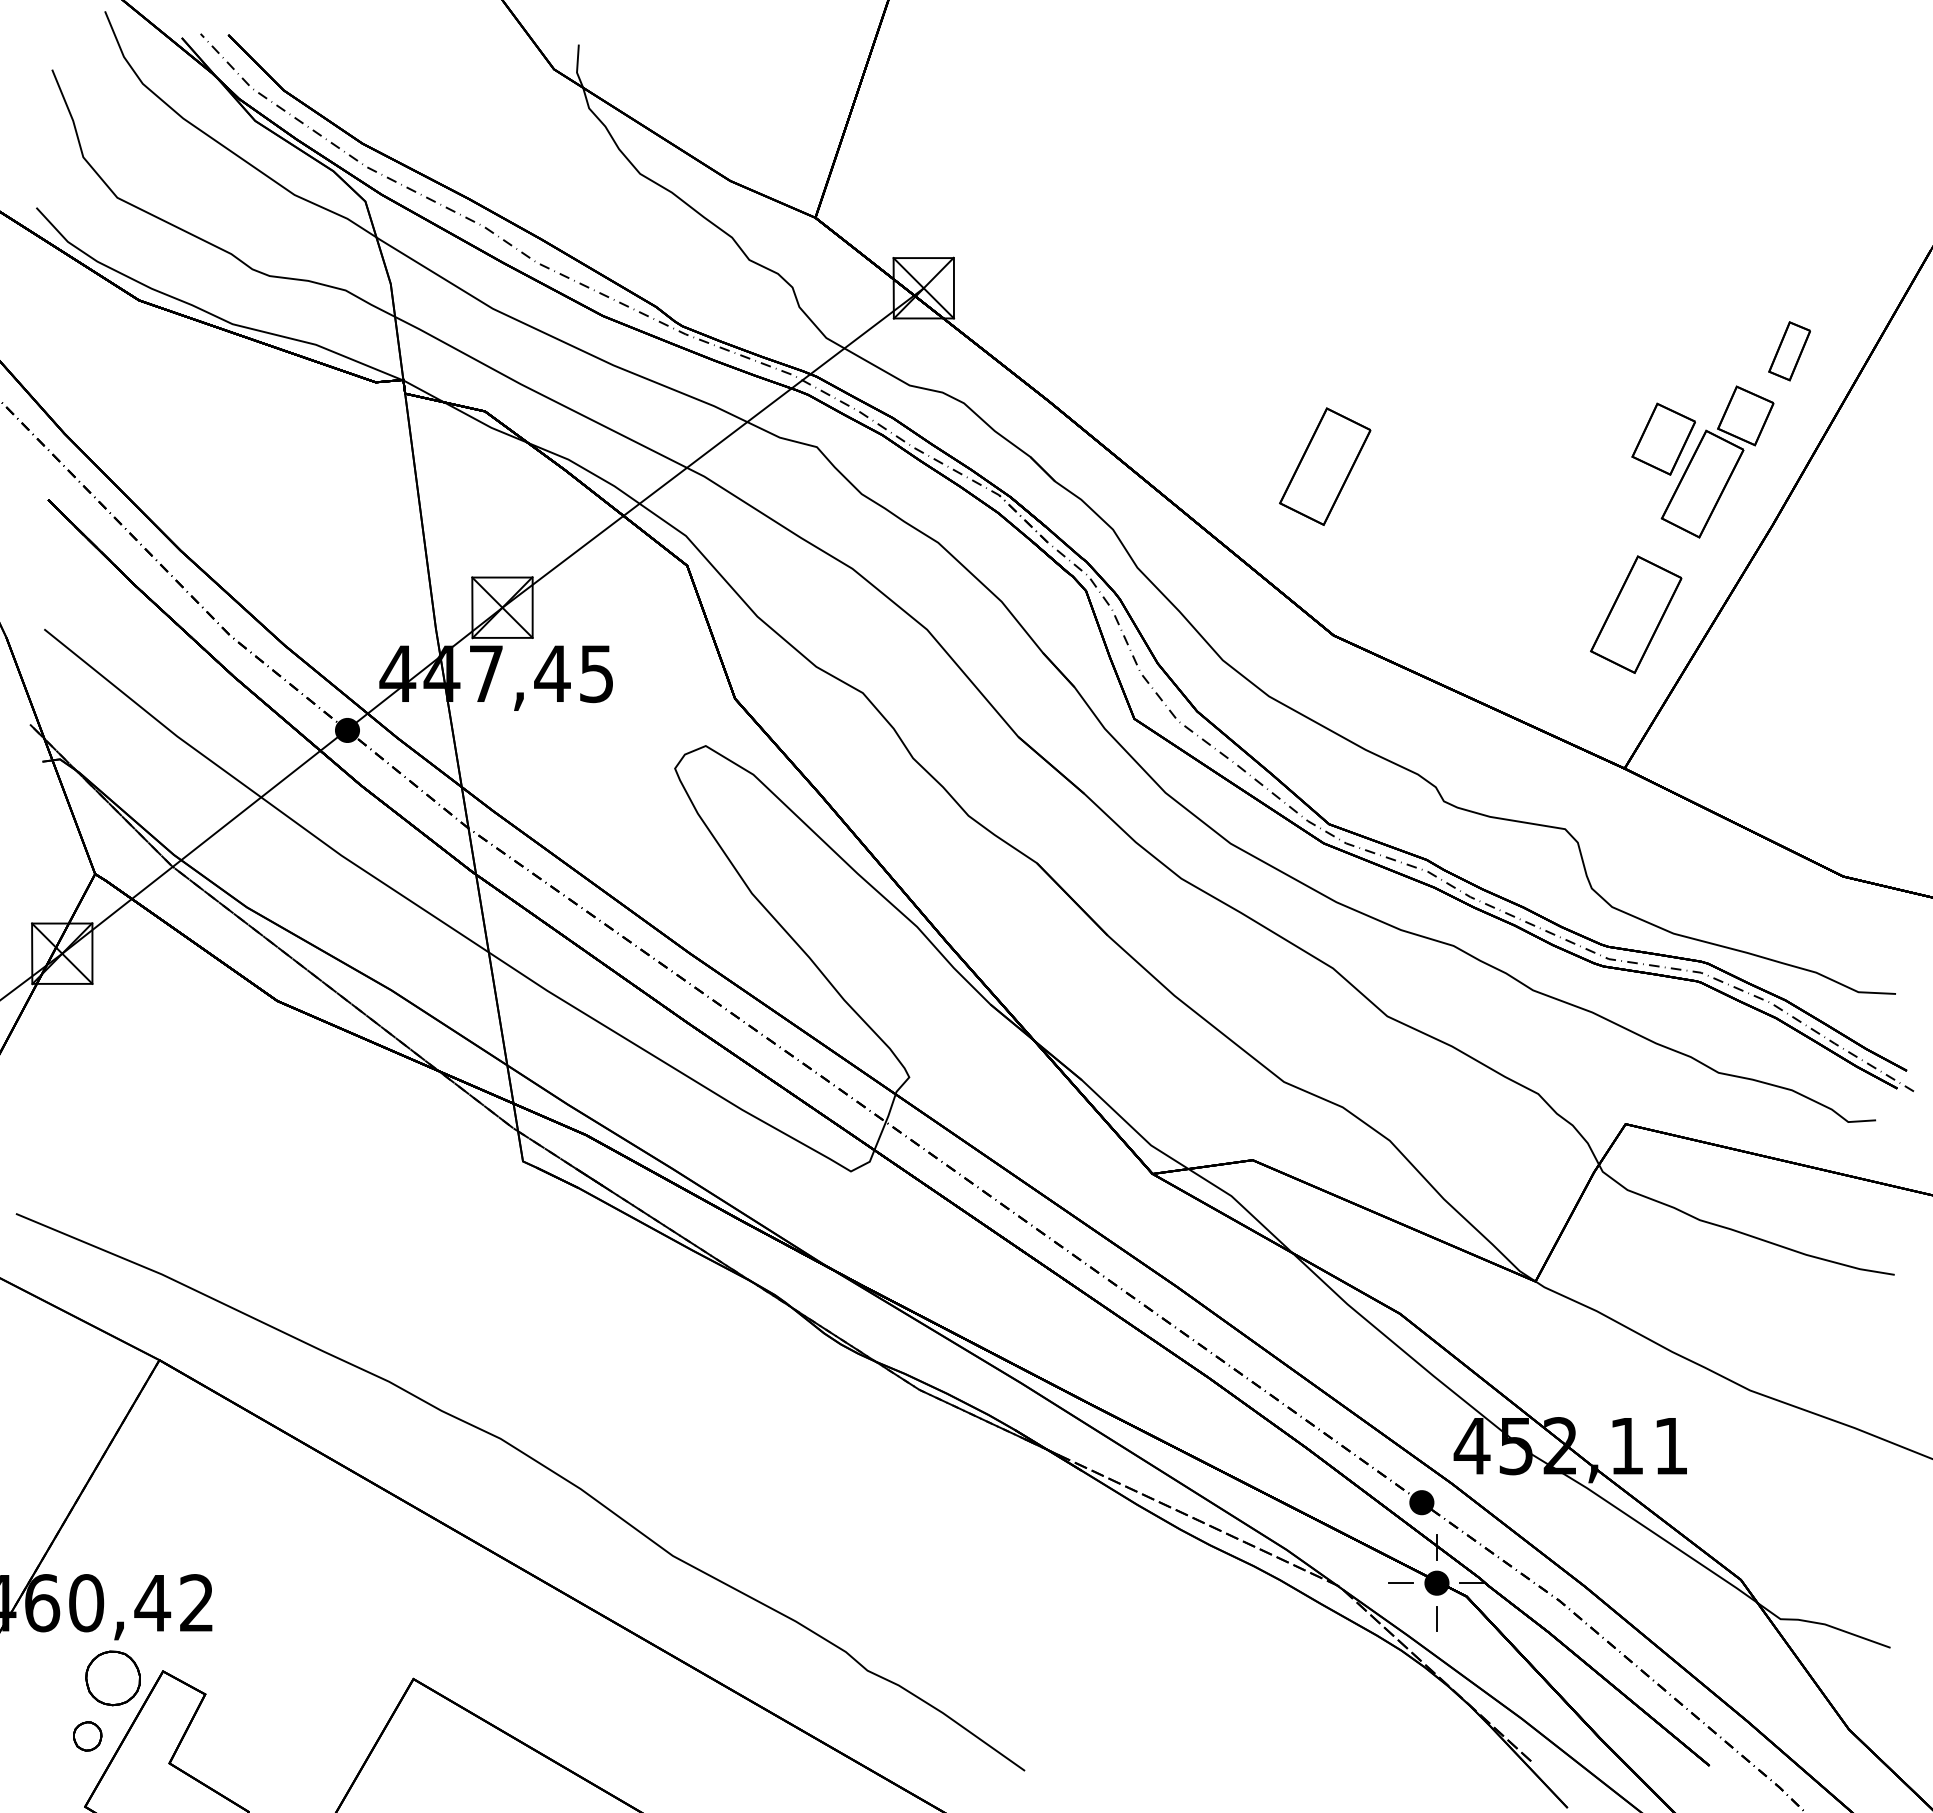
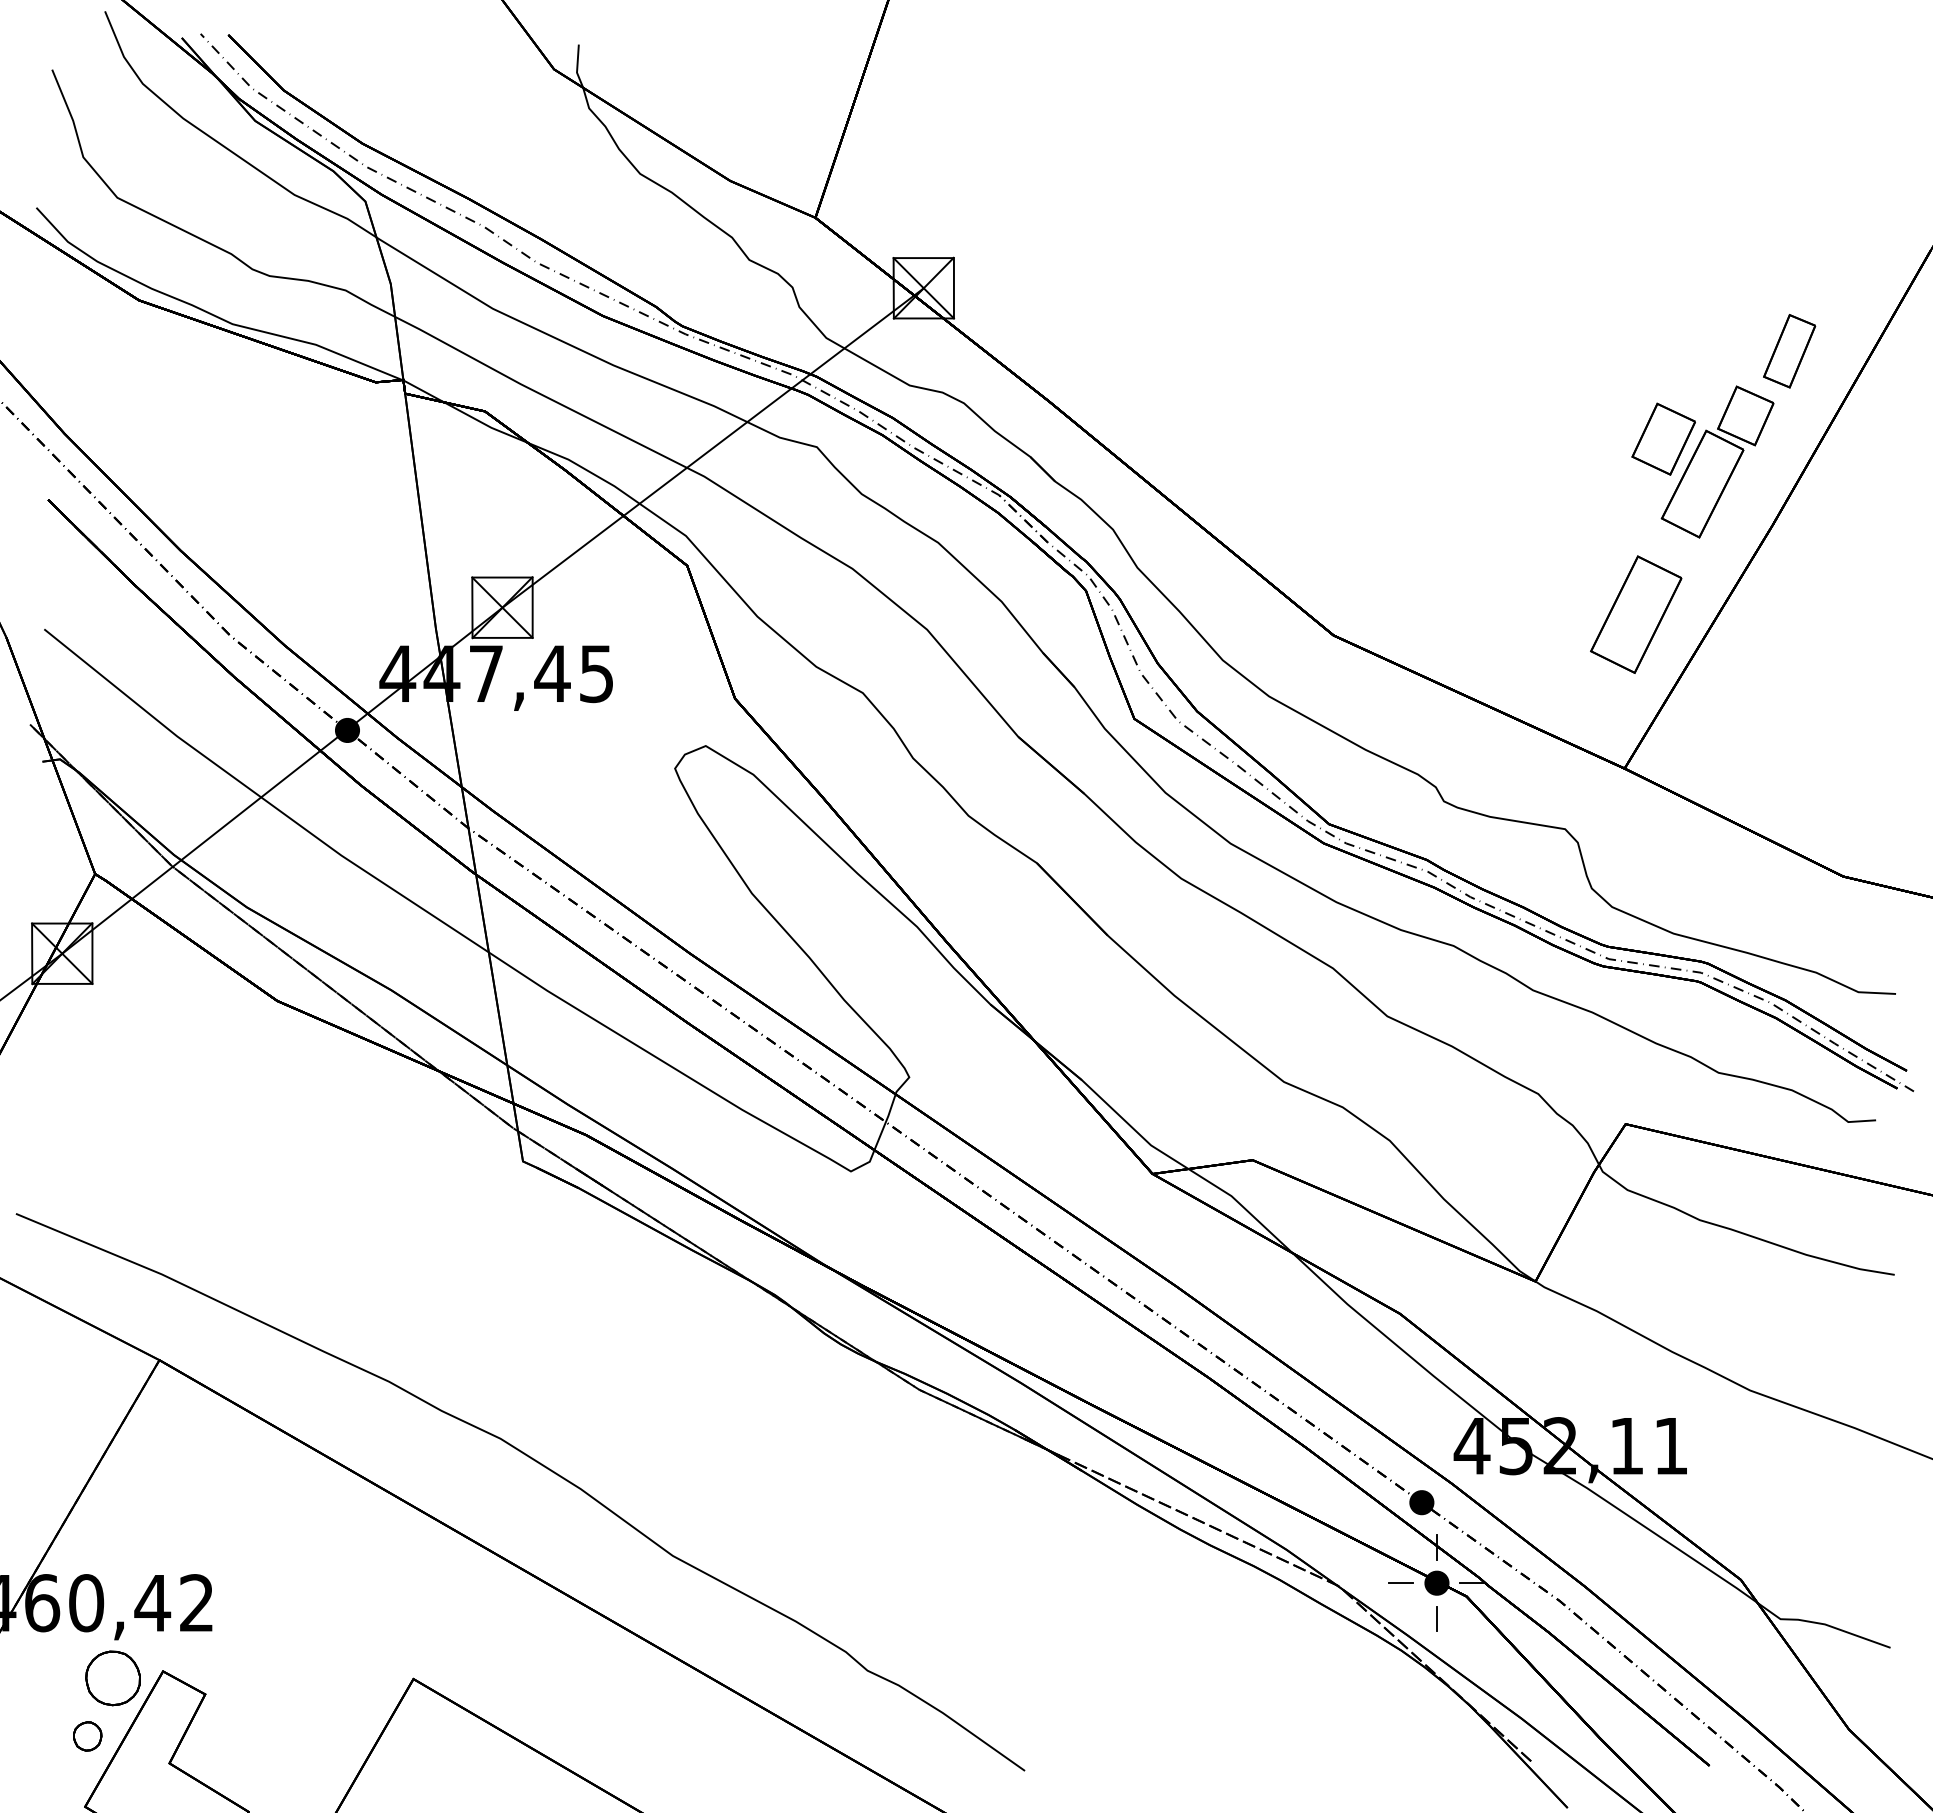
part size: 43x61 px -> 54x75 px (1789, 351)
part: present -> none (1325, 466)
